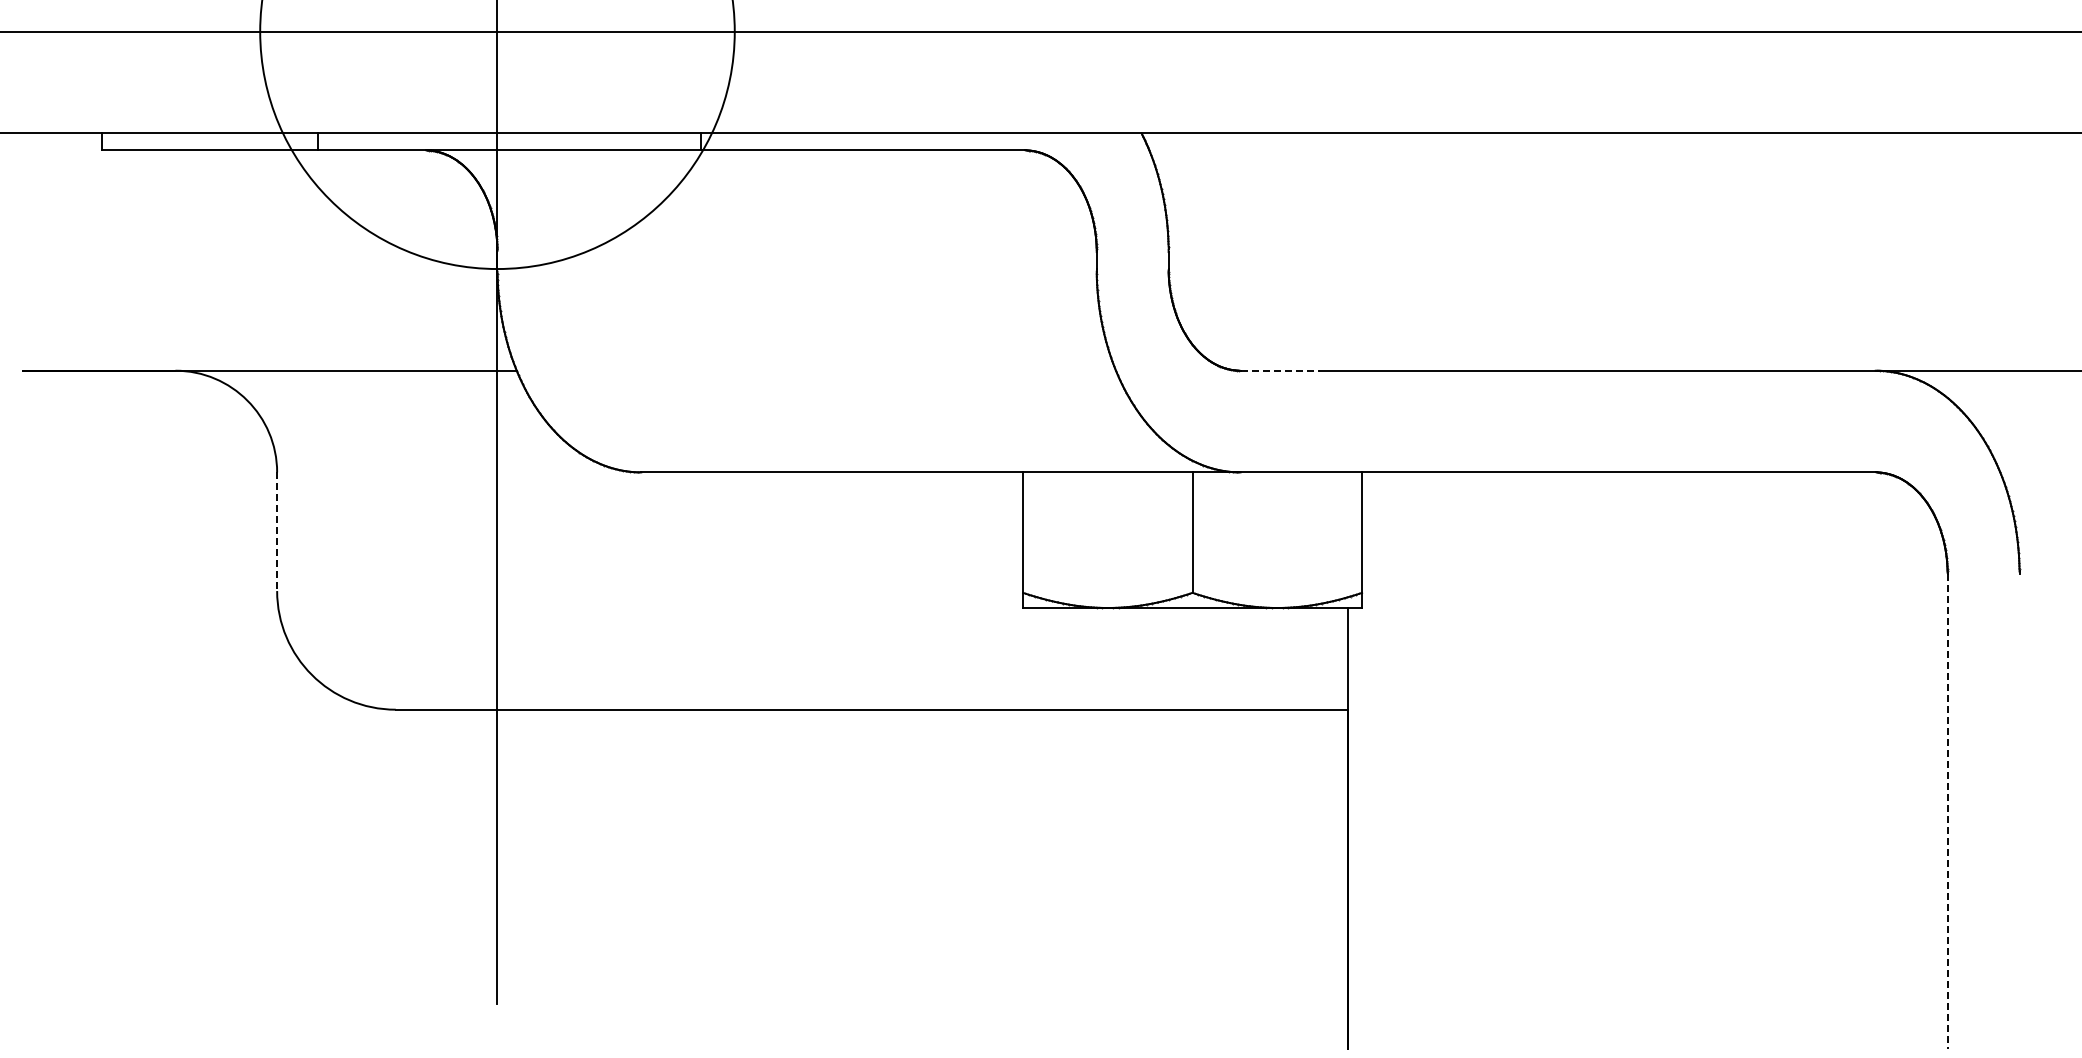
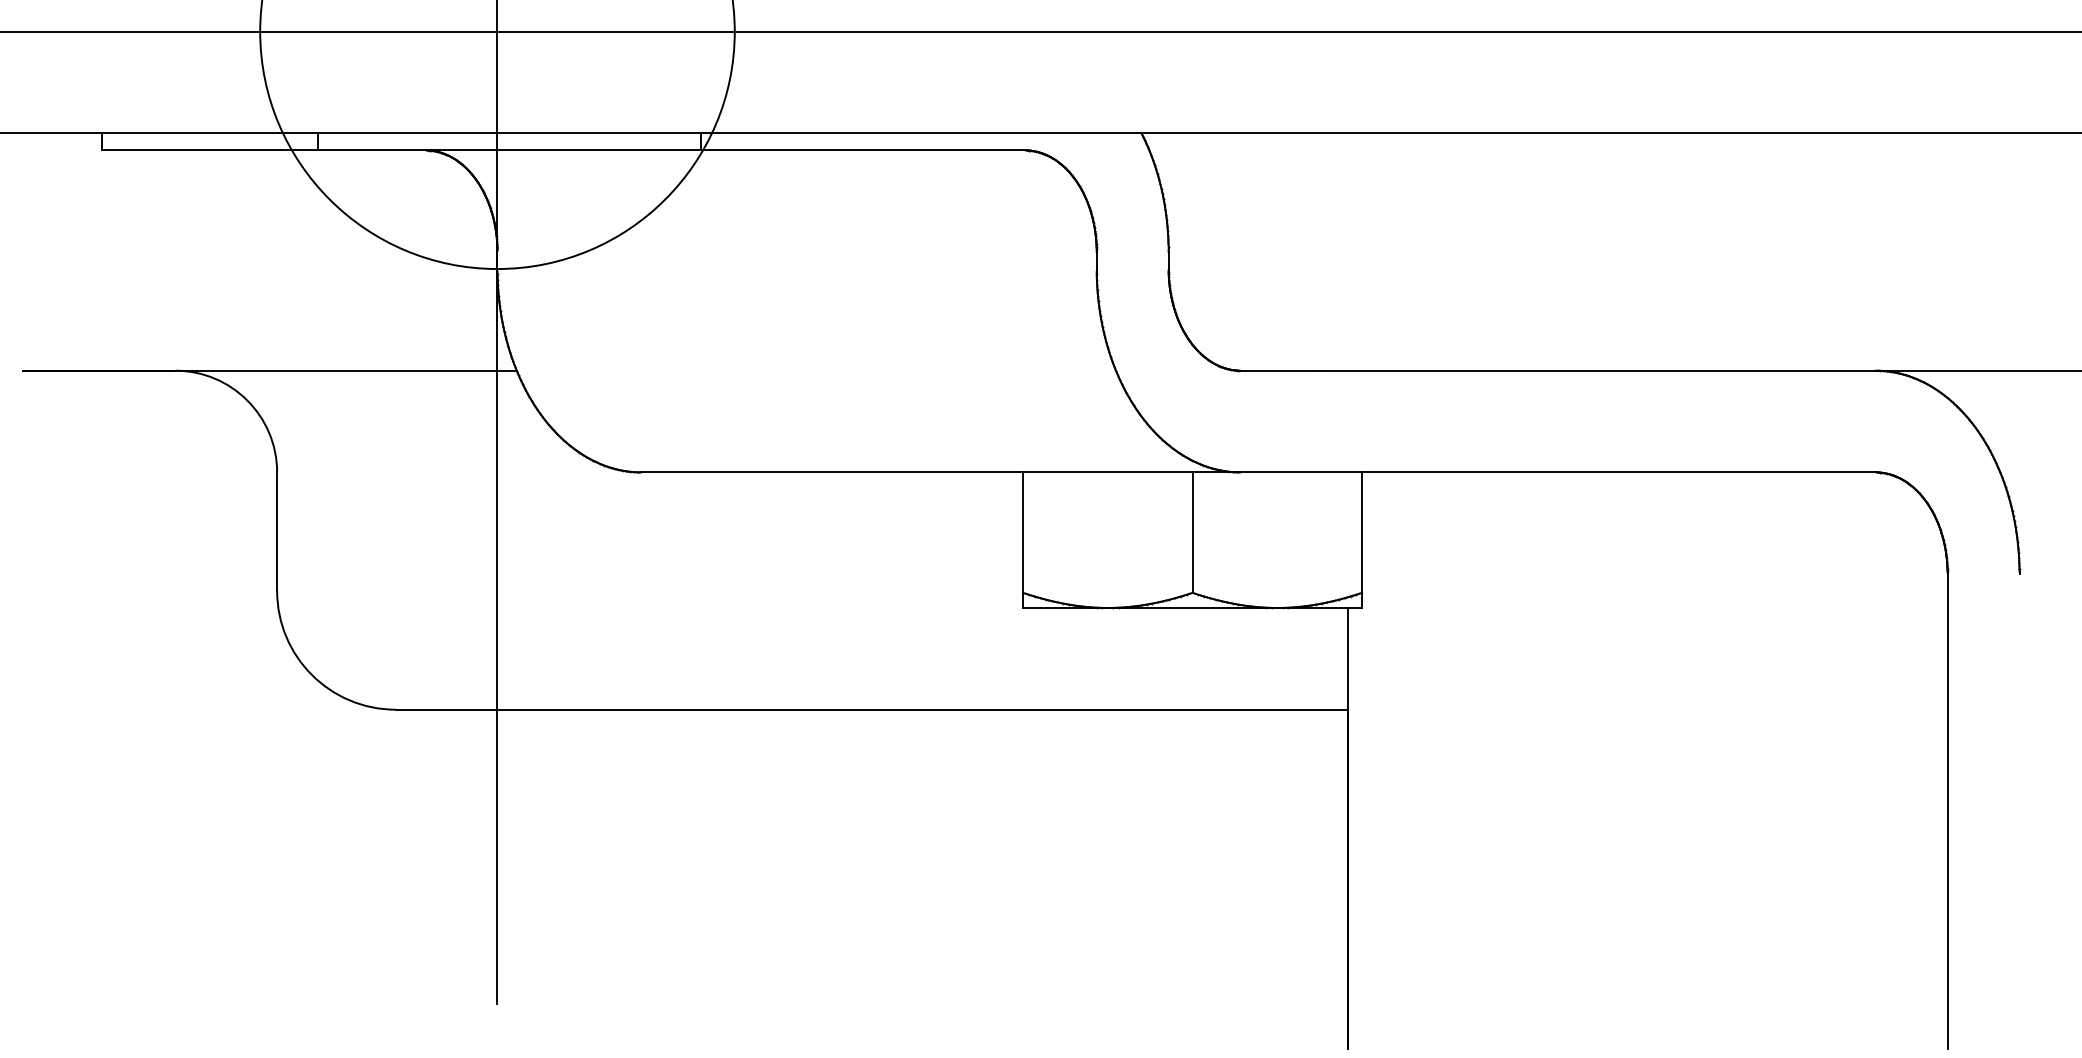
line: dashed -> solid (1280, 370)
line: dashed -> solid (277, 532)
line: dashed -> solid (1947, 811)
